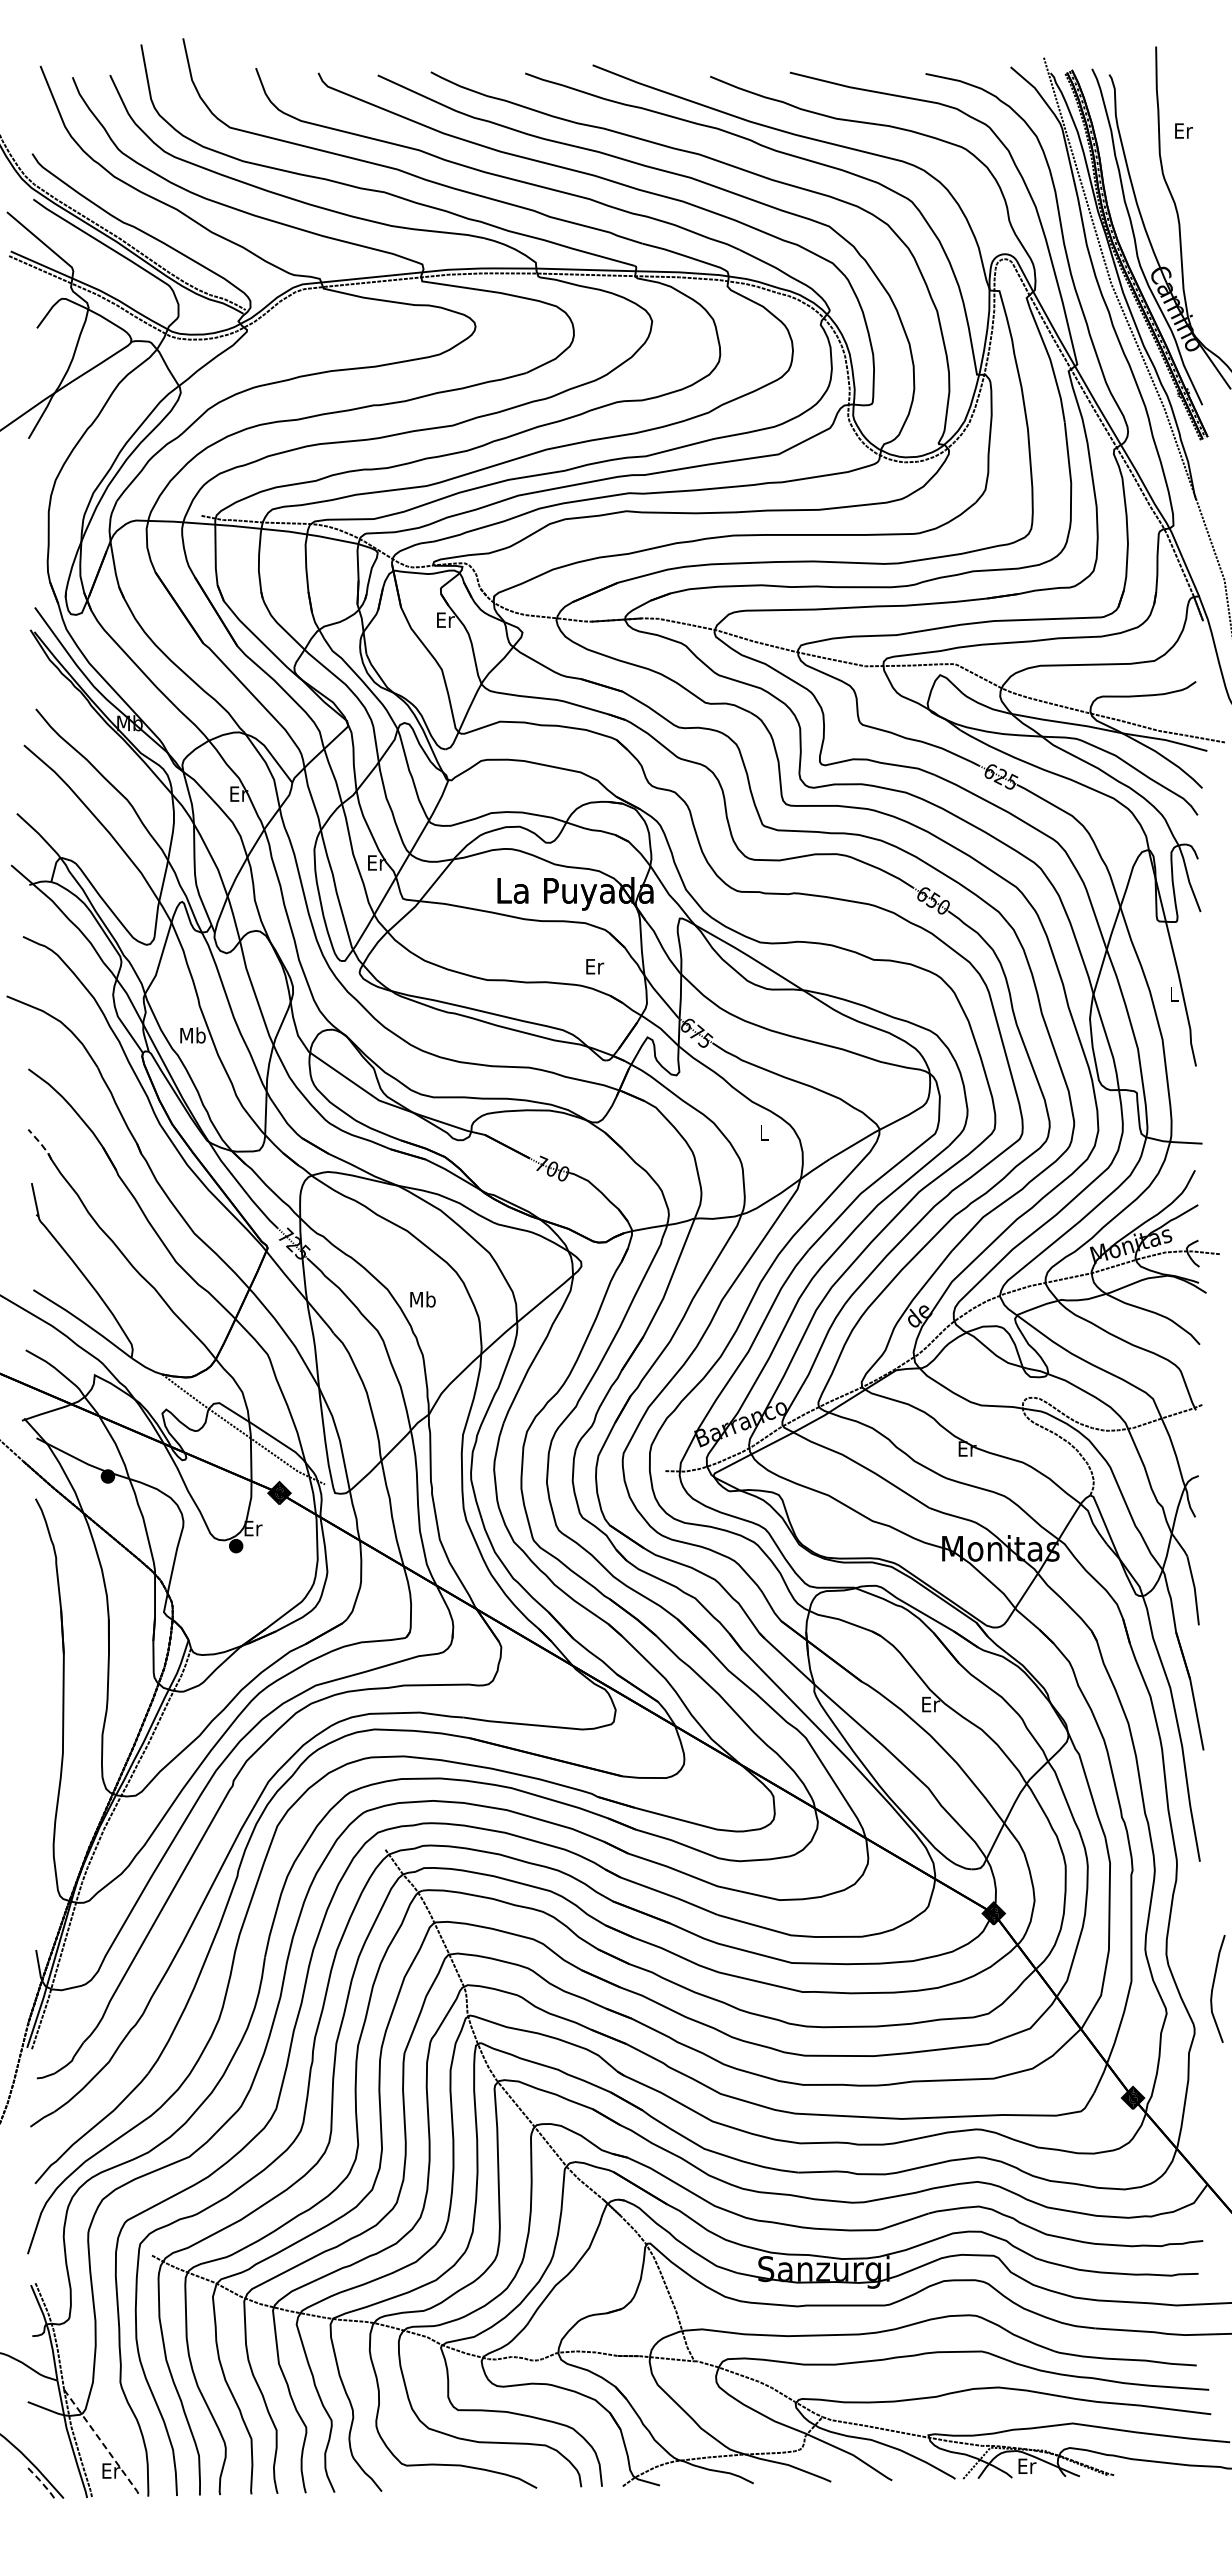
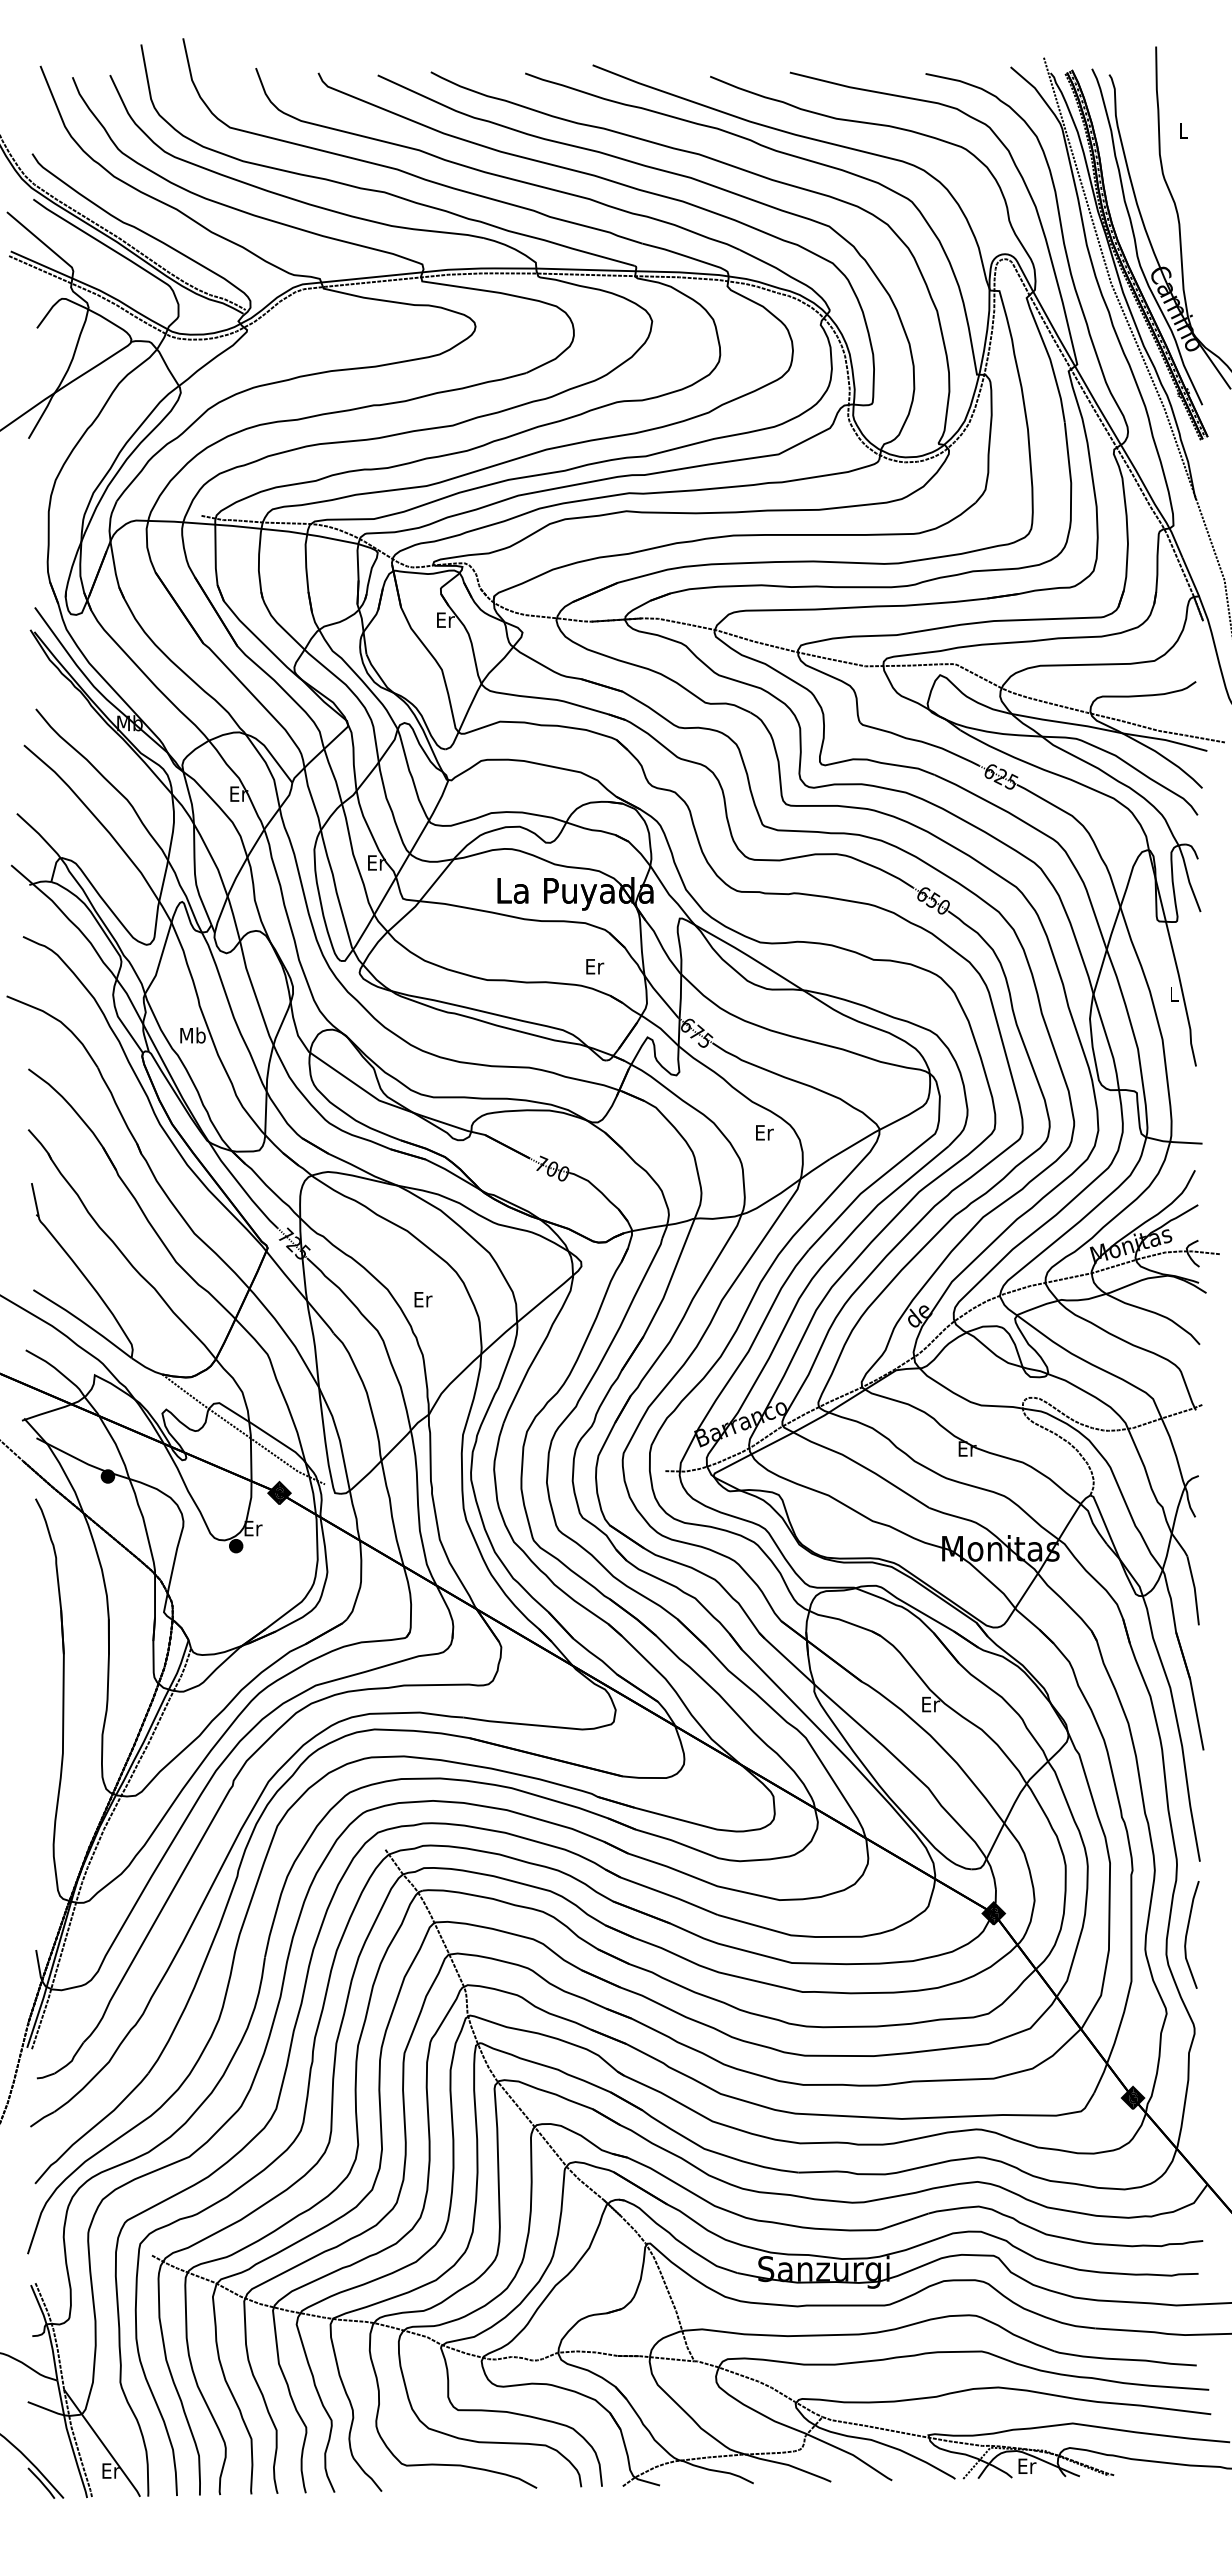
text: Er -> L (1183, 130)
text: L -> Er (764, 1132)
line: dashed -> solid (40, 1143)
text: Mb -> Er (422, 1299)
curve position: (1213, 1988) -> (1187, 1934) (1187, 1934)
line: dashed -> solid (102, 2443)
line: dashed -> solid (42, 2483)
